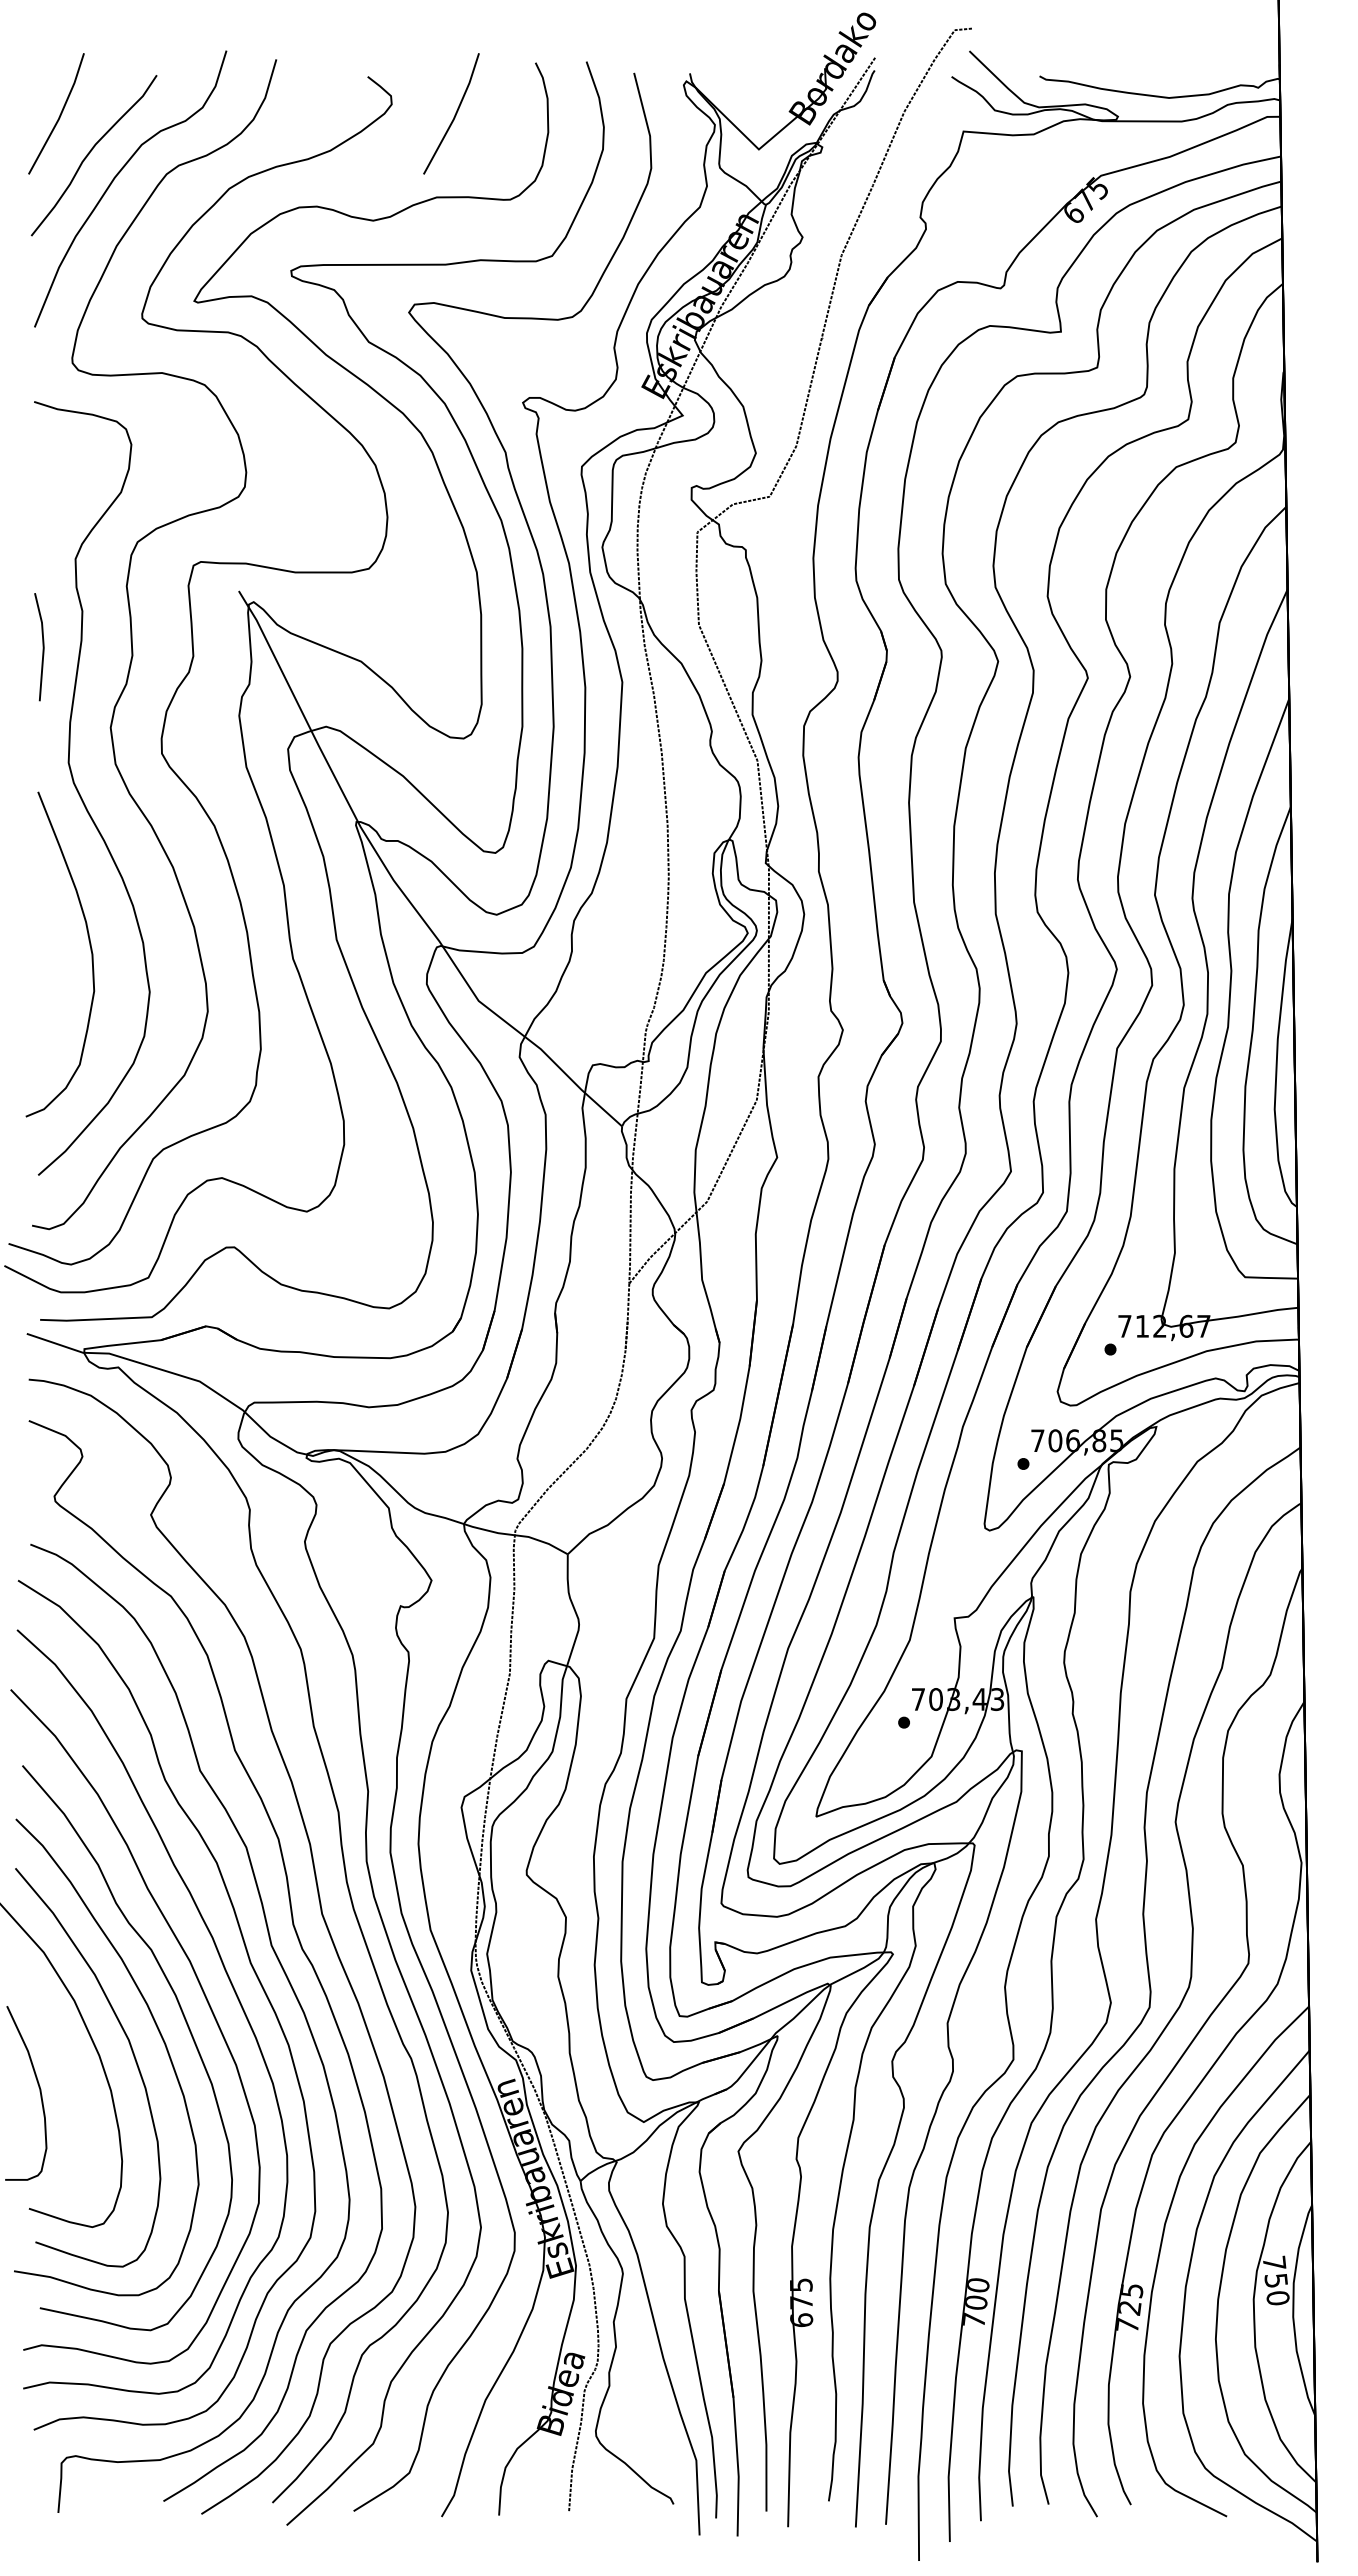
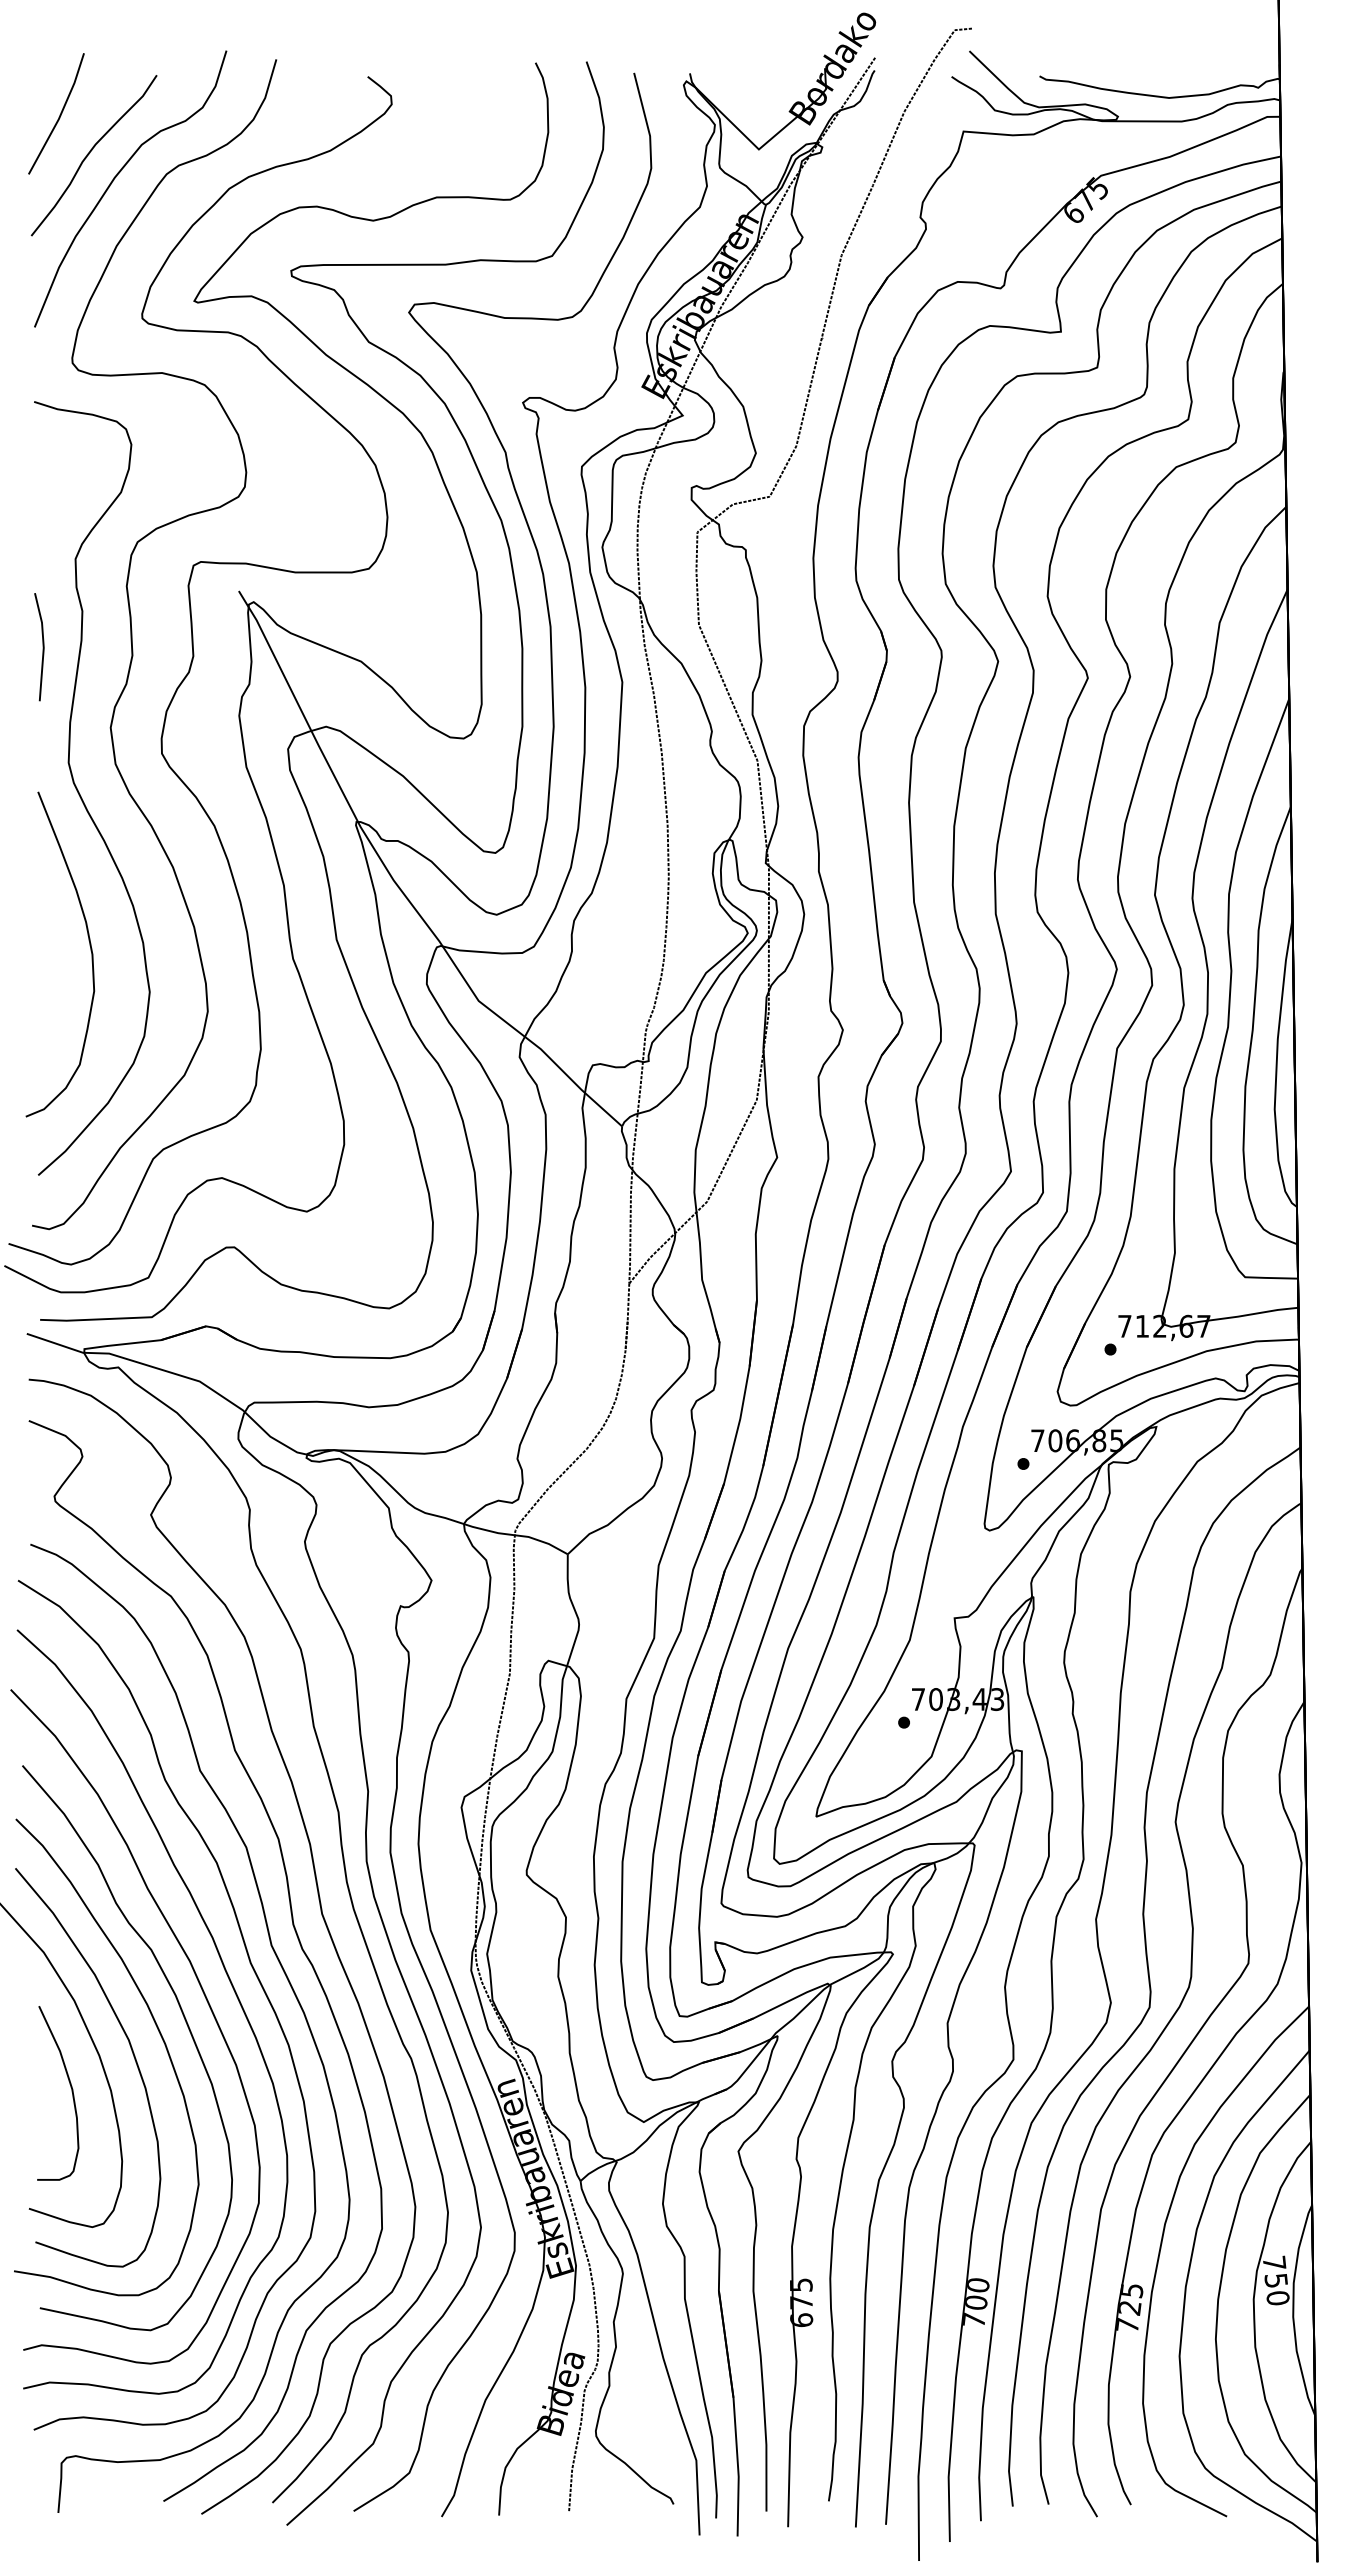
part: present -> none (451, 113)
curve position: (39, 2092) -> (71, 2092) (71, 2092)
